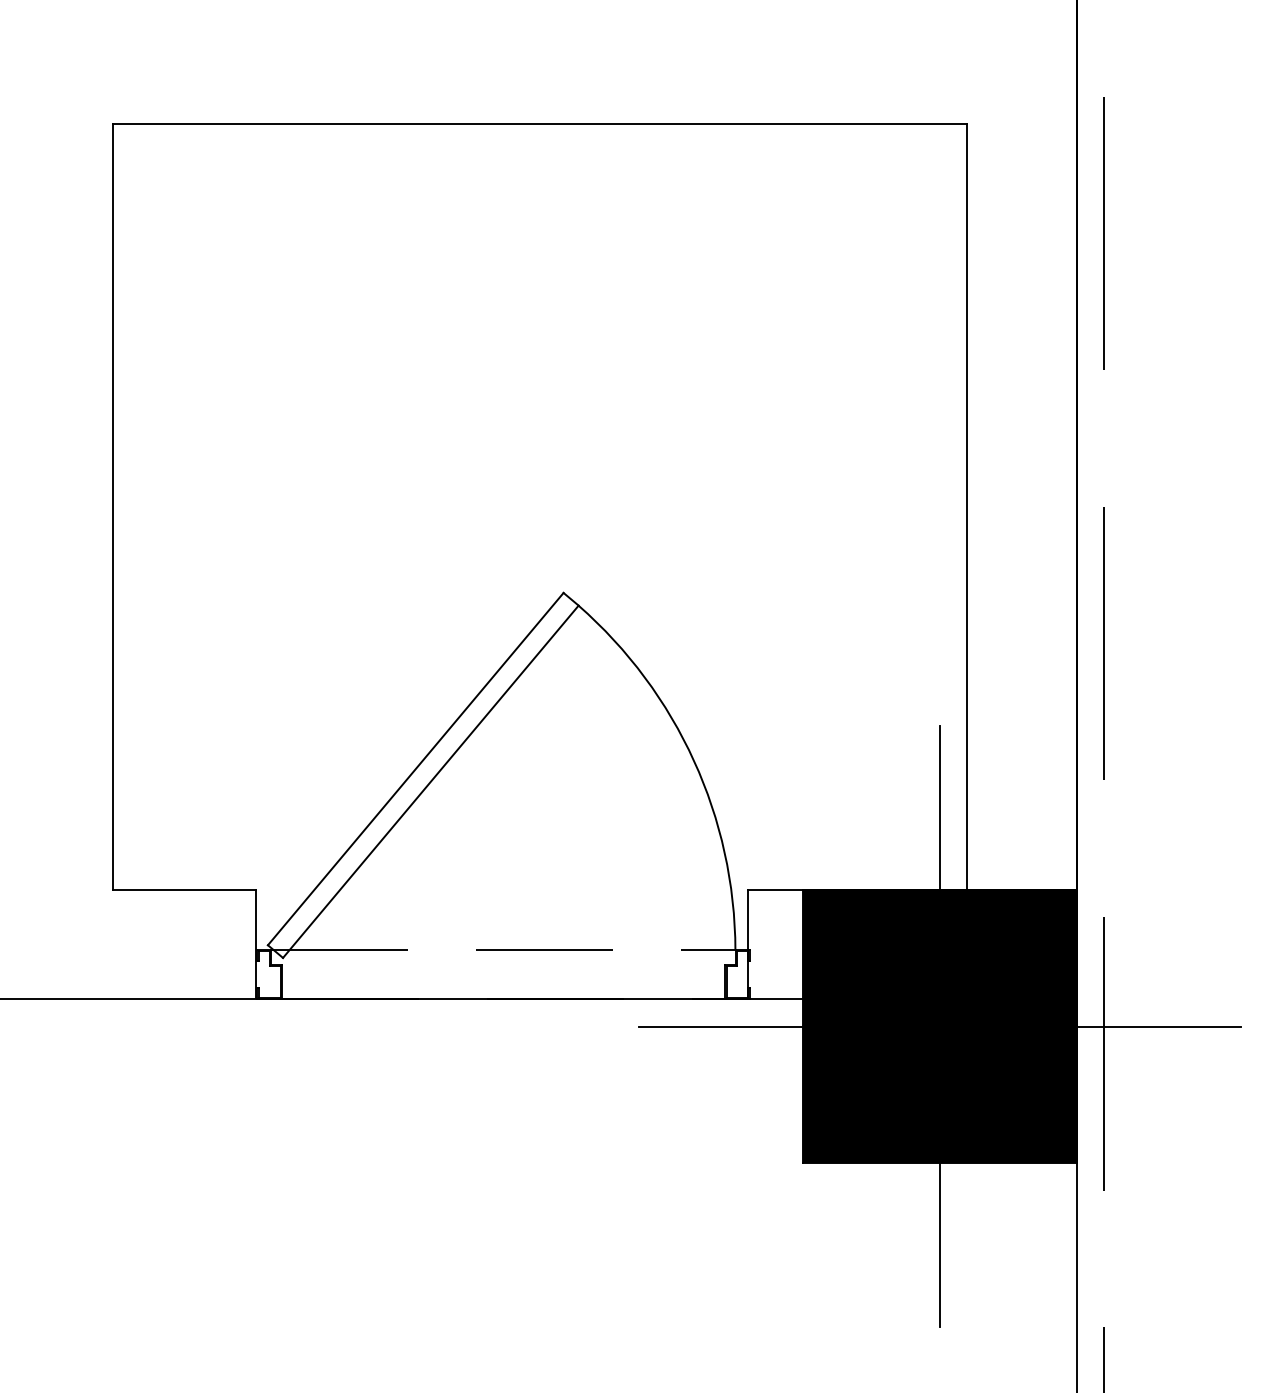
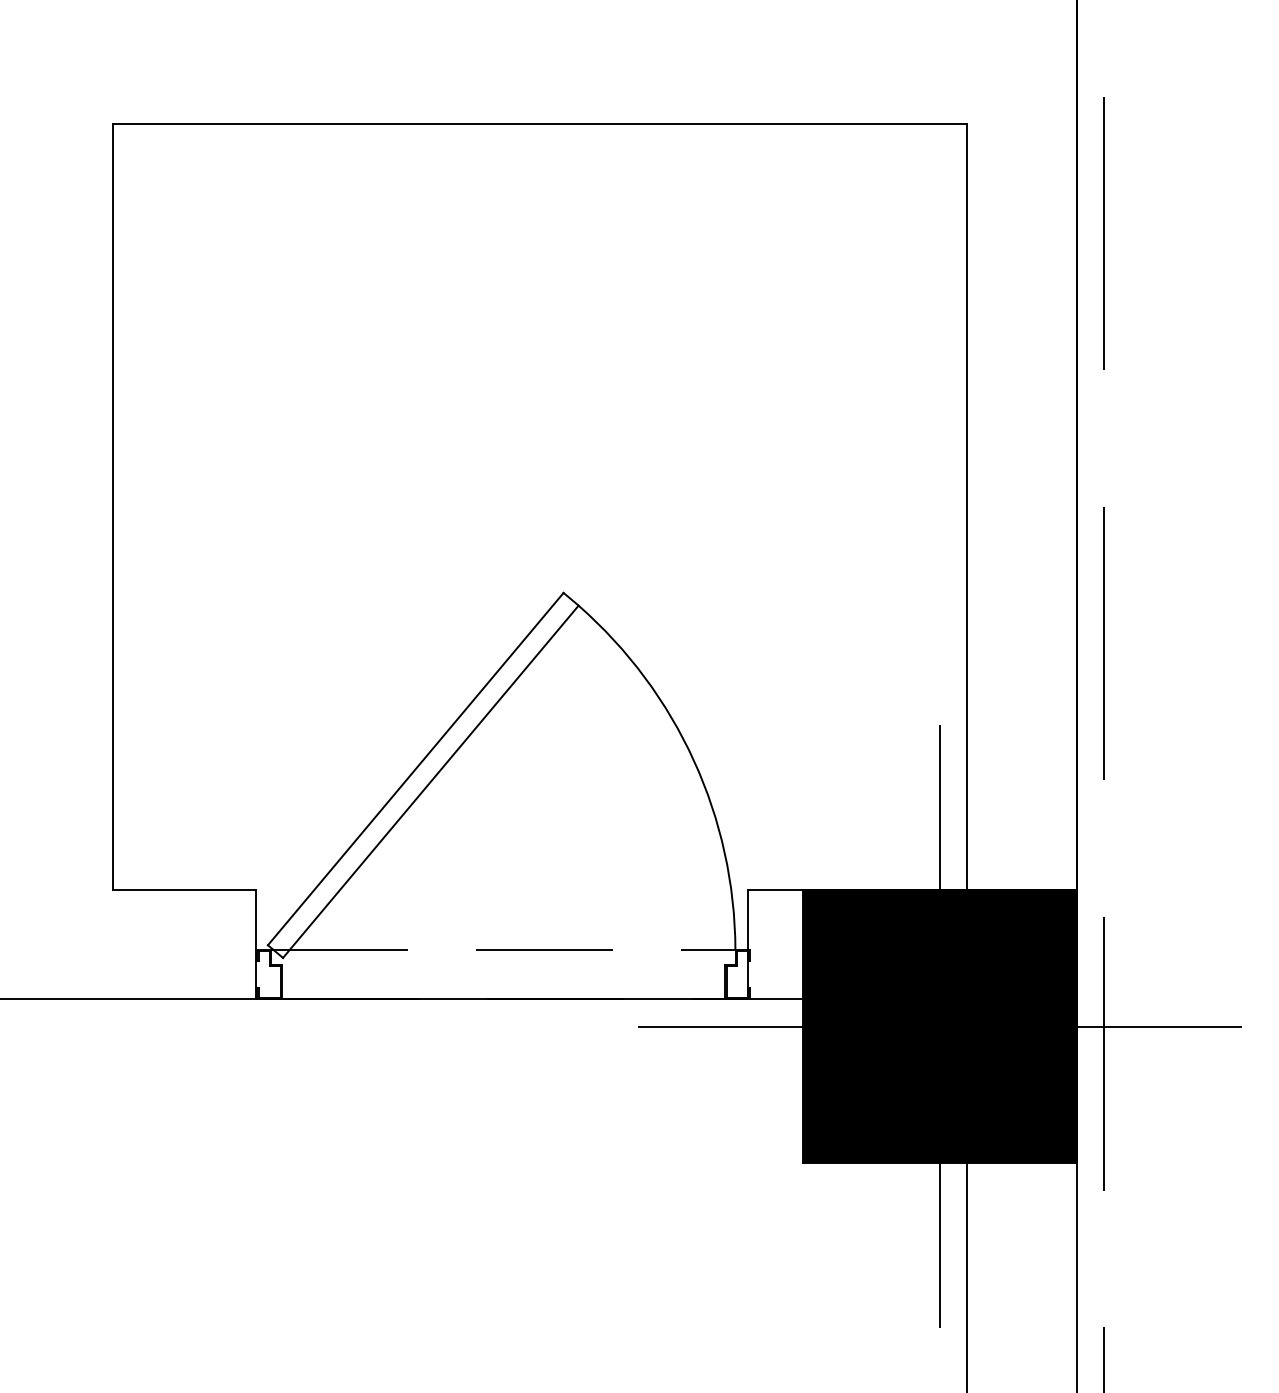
line: none -> present (967, 1276)
